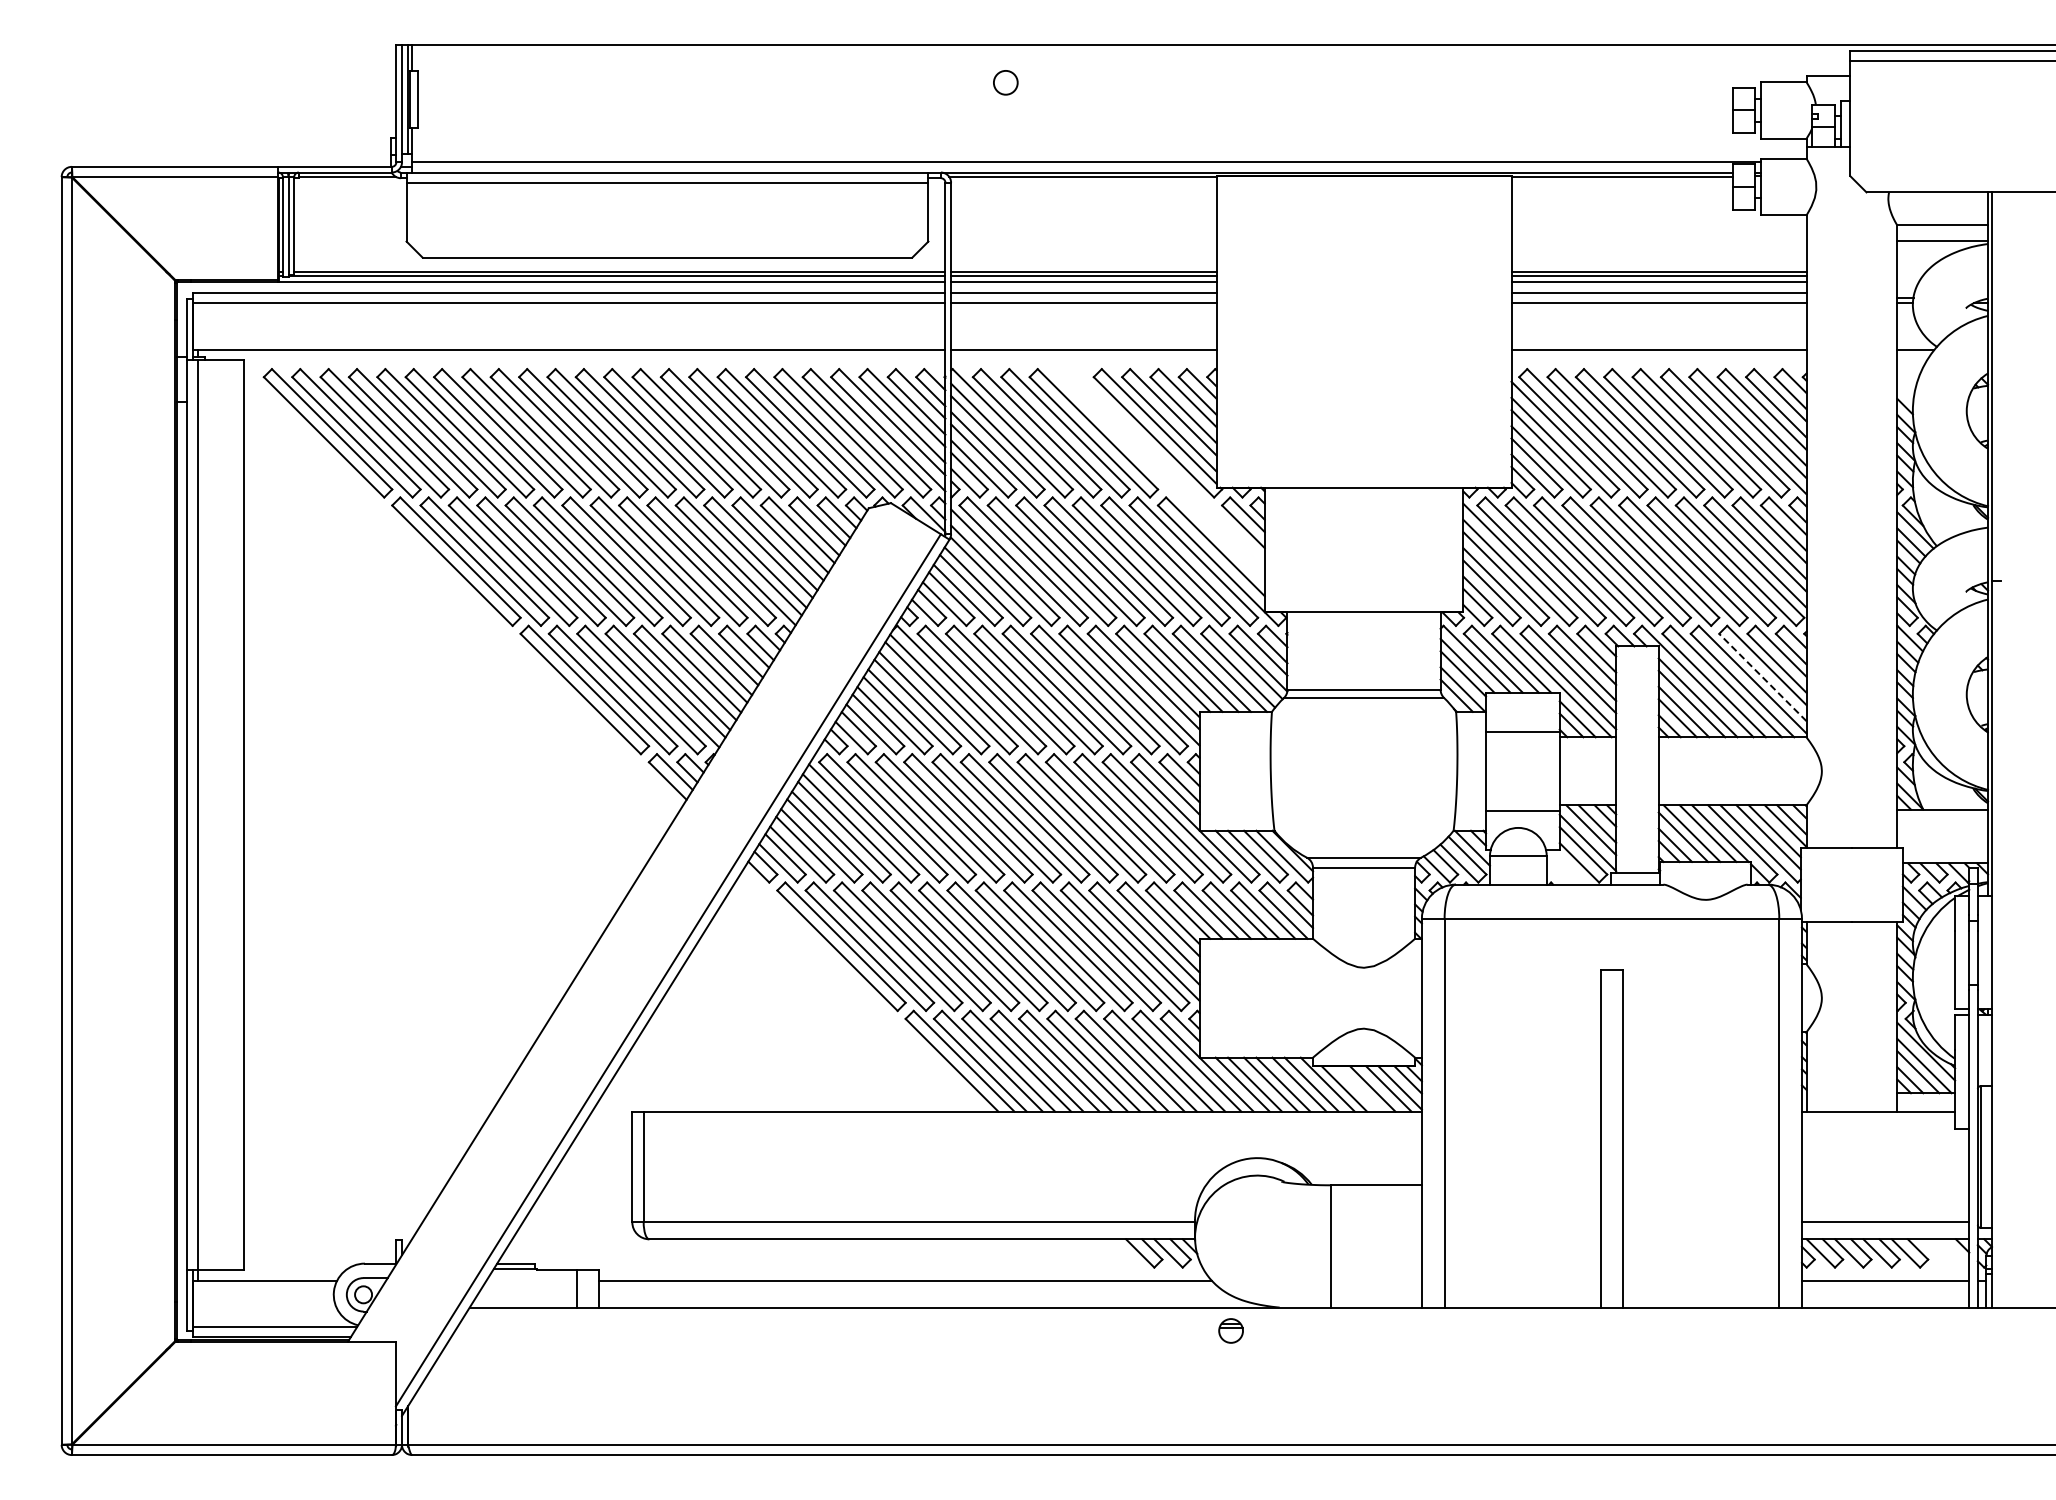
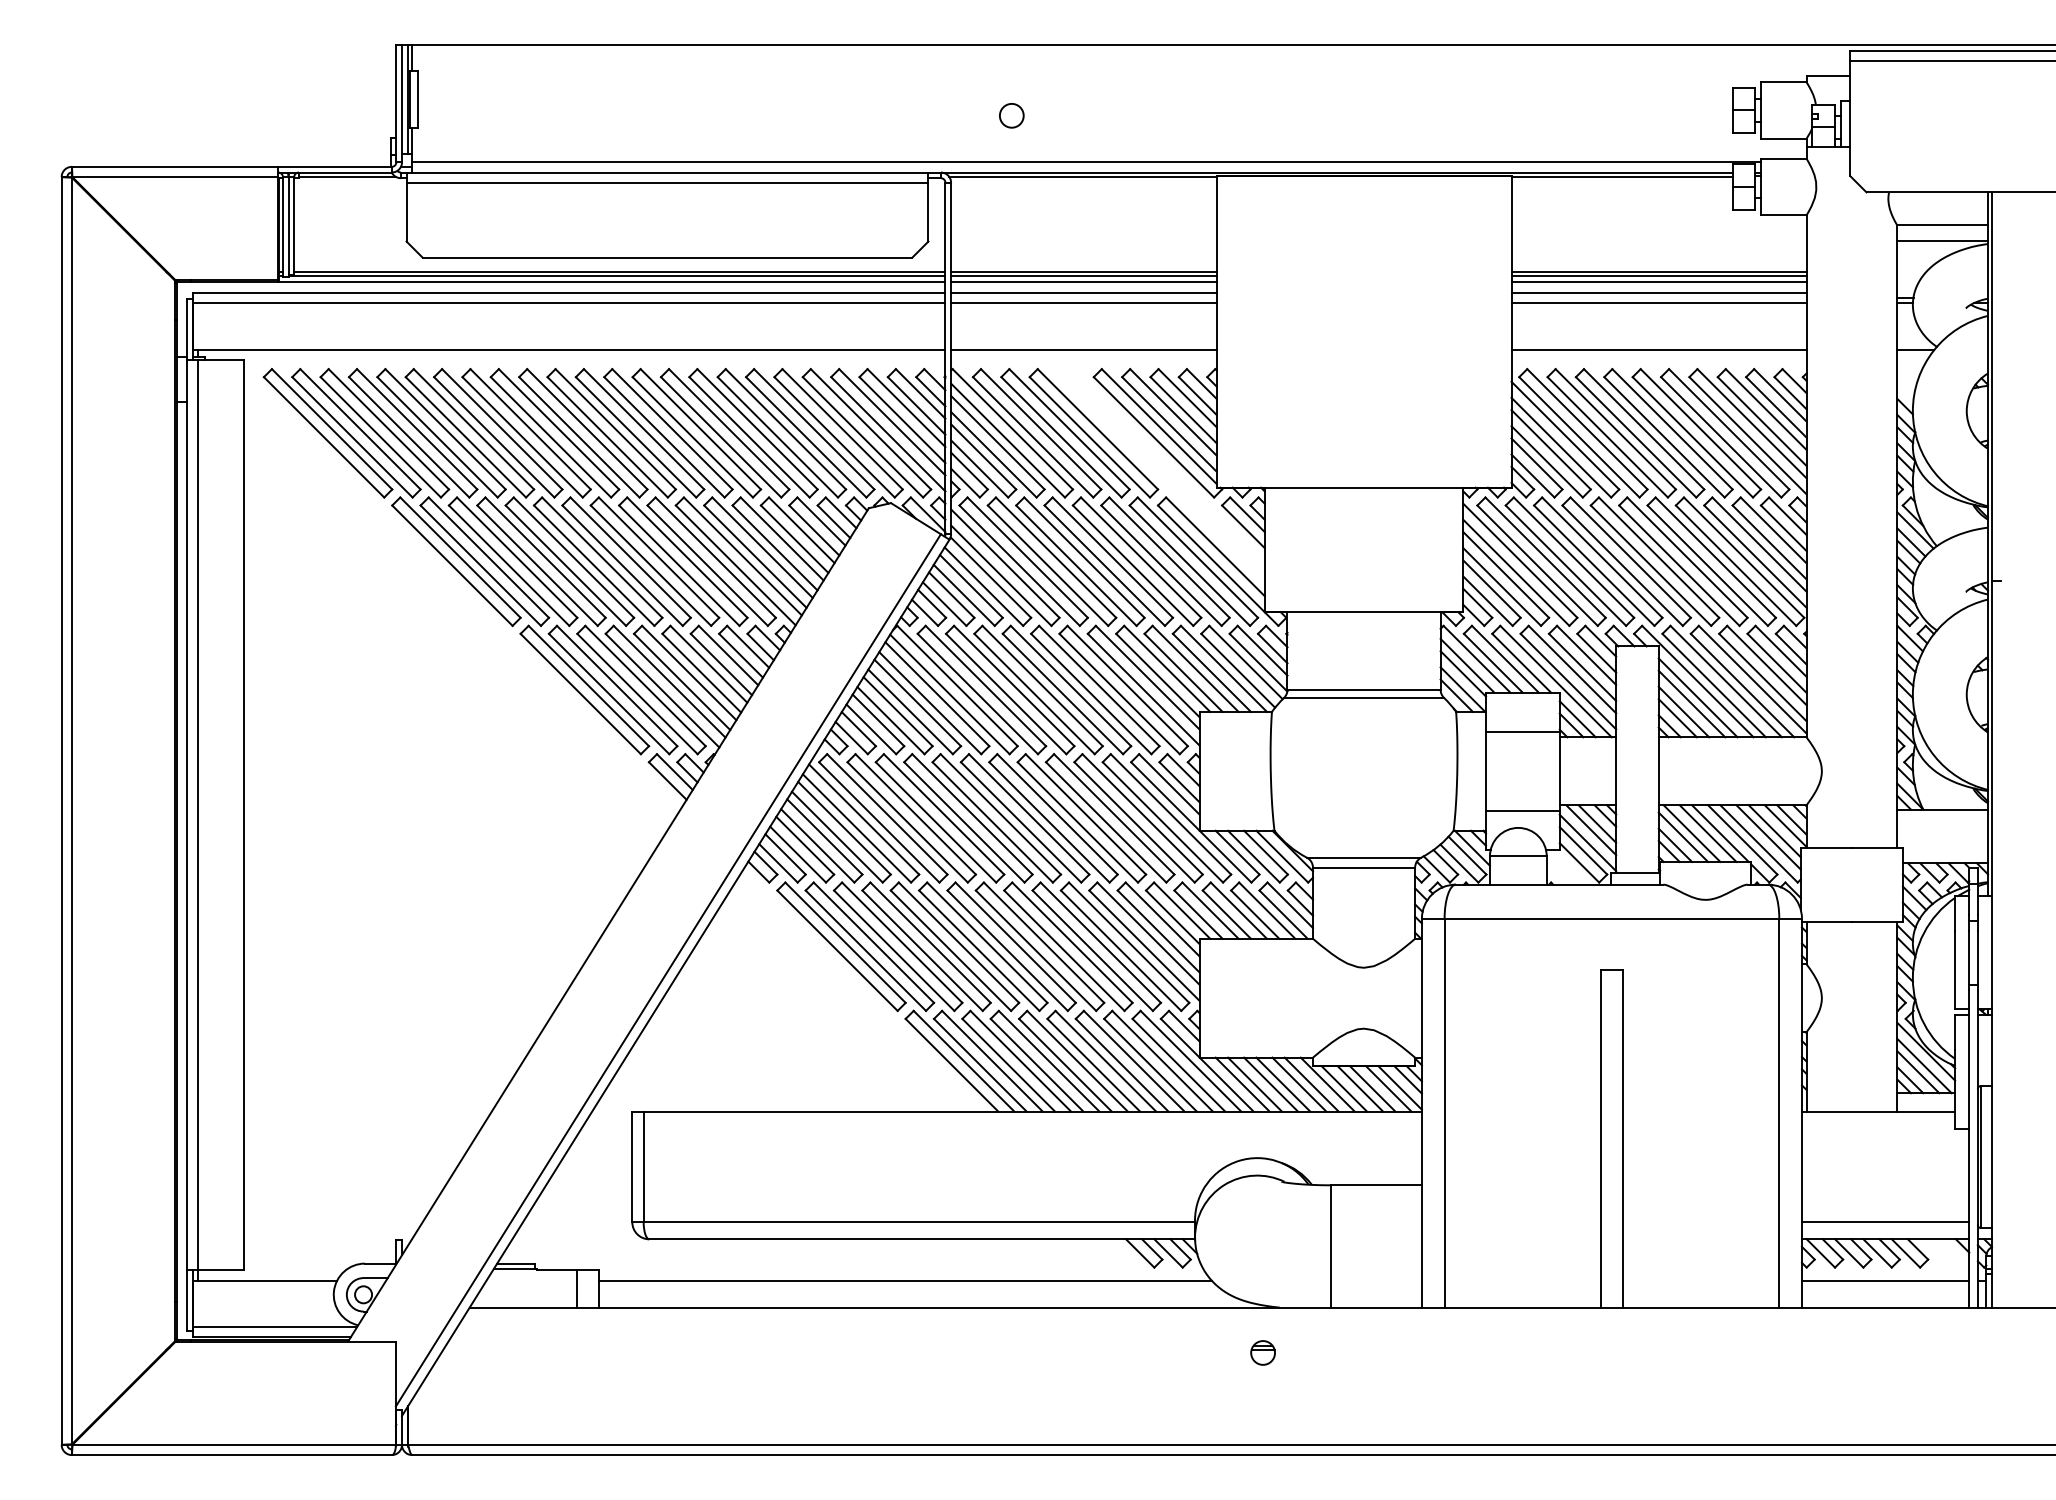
circle position: (1005, 82) -> (1011, 115) (1011, 115)
line: dashed -> solid (1762, 677)
line: none -> present (1360, 1088)
part position: (1230, 1330) -> (1262, 1352) (1262, 1352)
